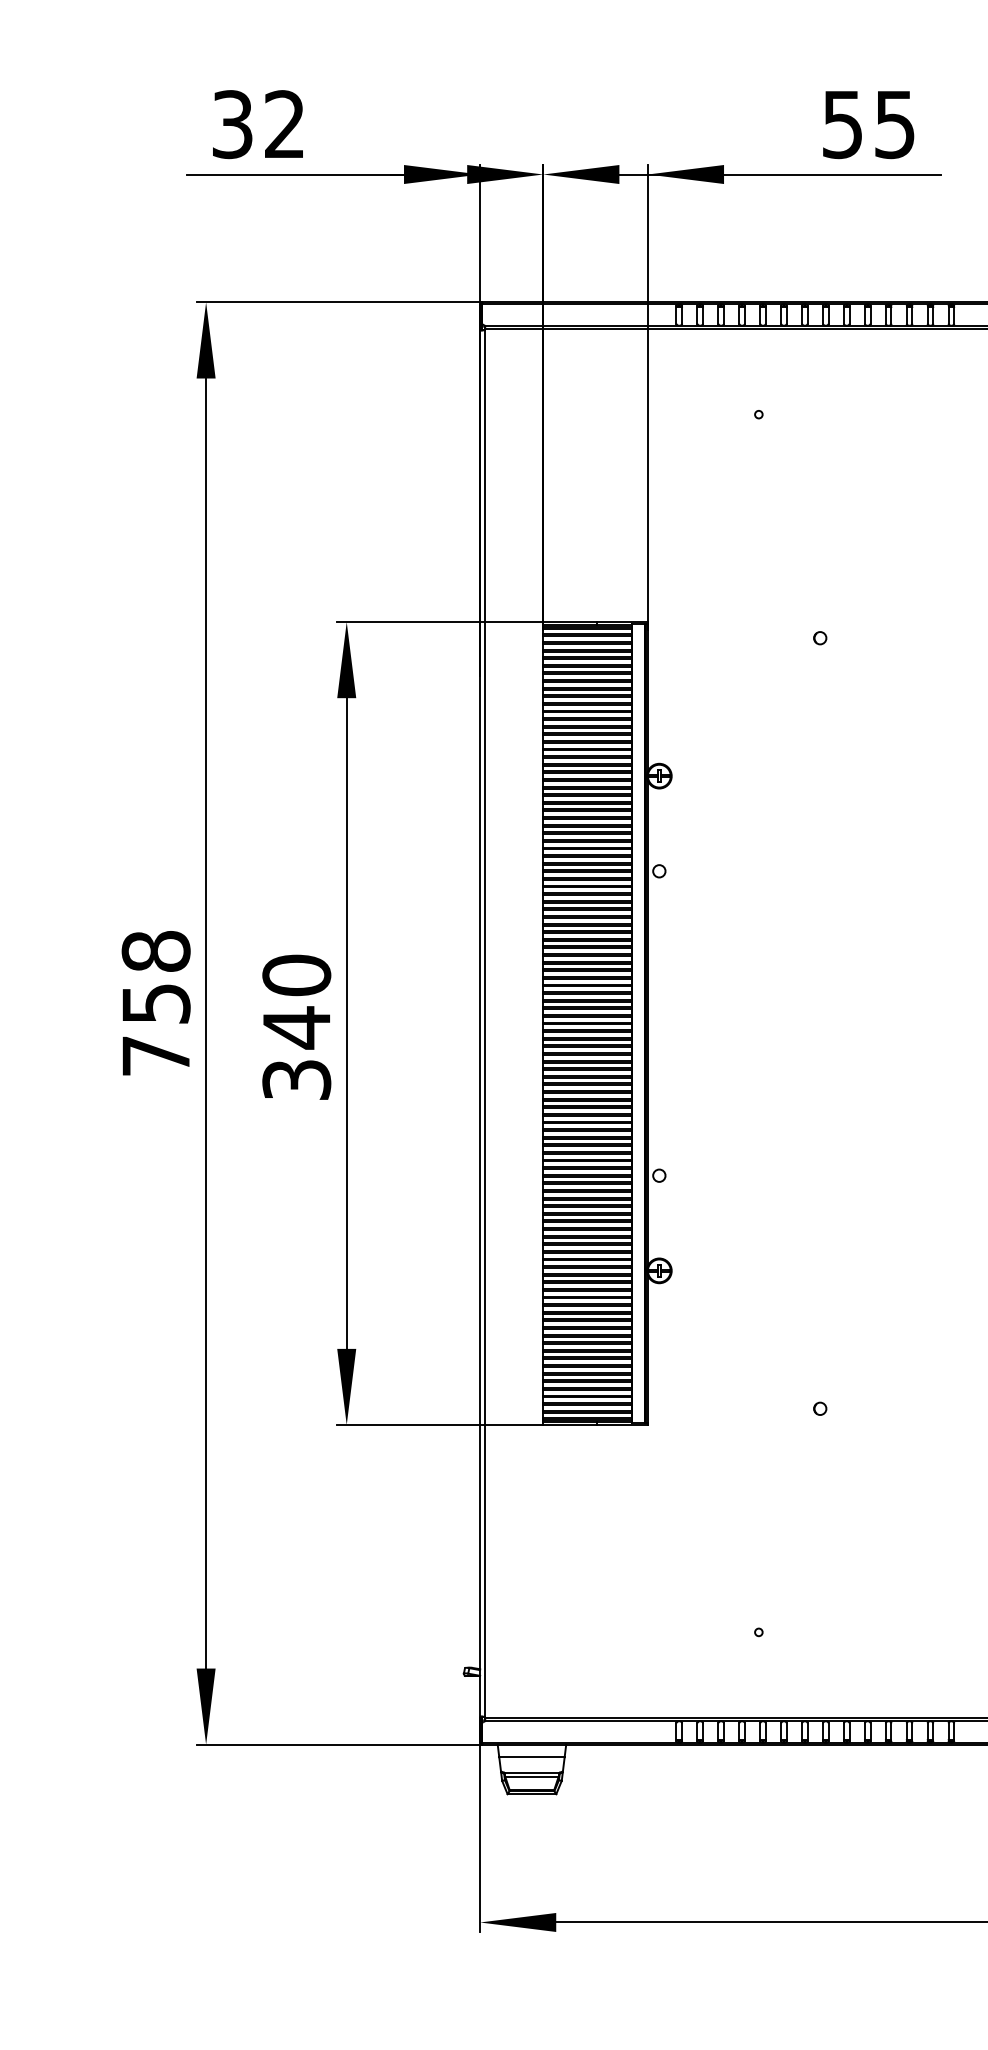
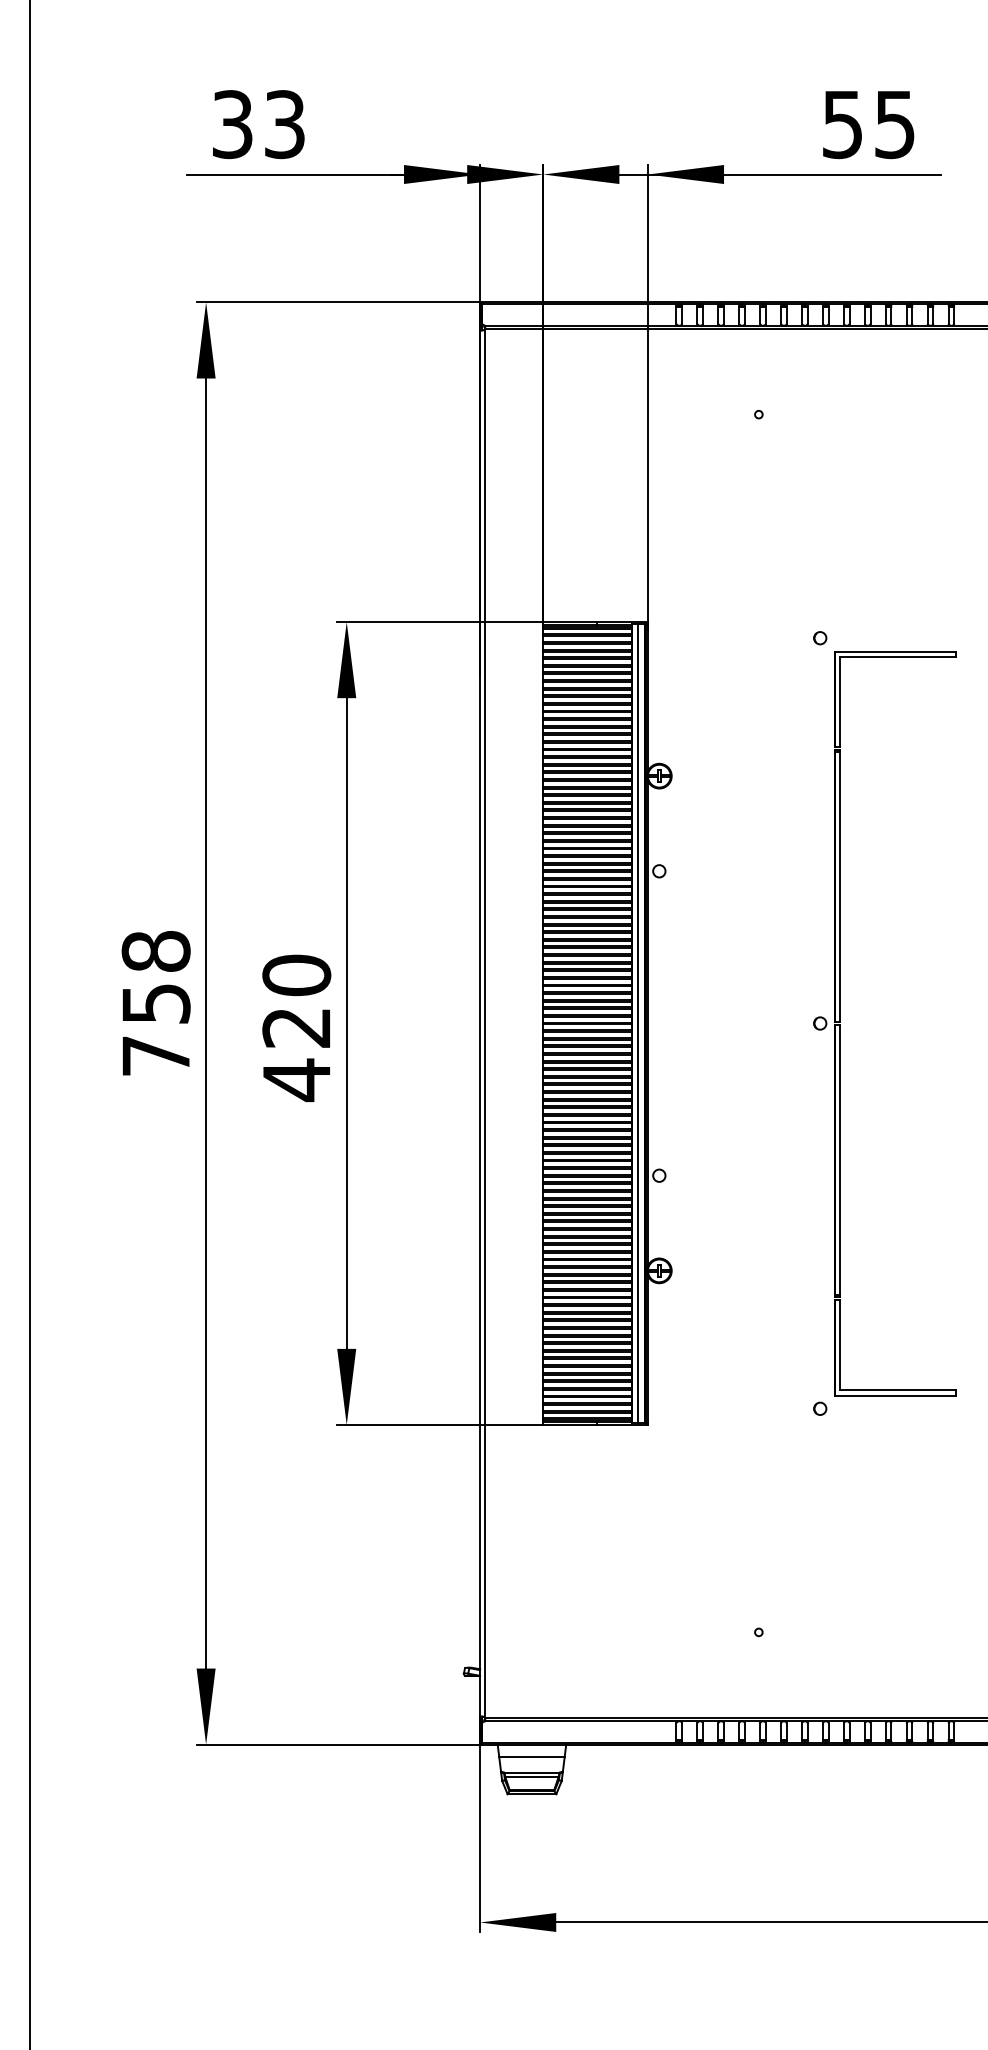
text: 32 -> 33 (284, 124)
part: none -> present (840, 1022)
line: none -> present (638, 1023)
line: none -> present (29, 1024)
text: 340 -> 420 (296, 1054)
